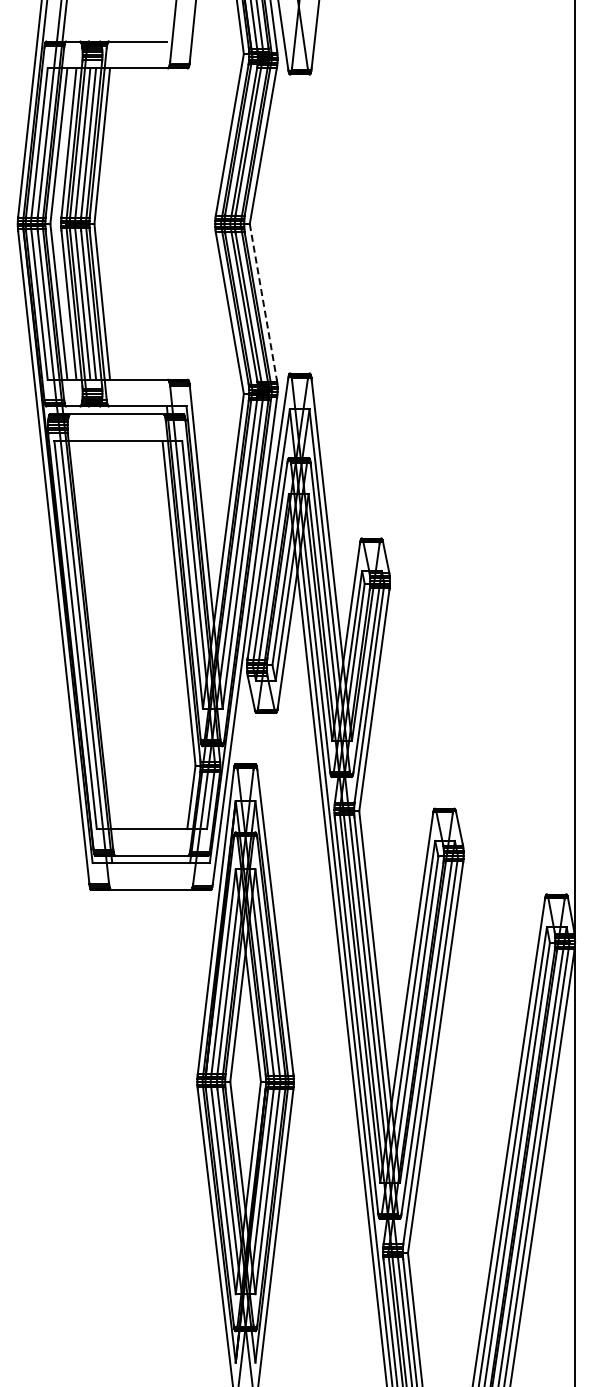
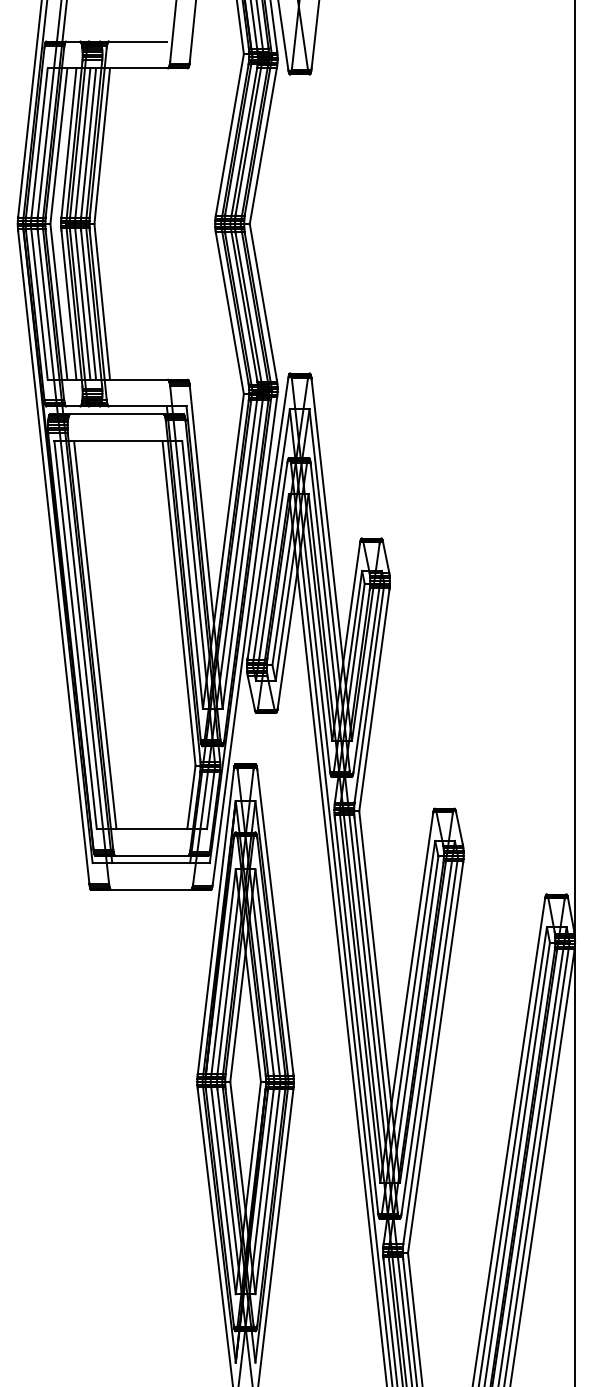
line: dashed -> solid (263, 302)
line: none -> present (95, 635)
